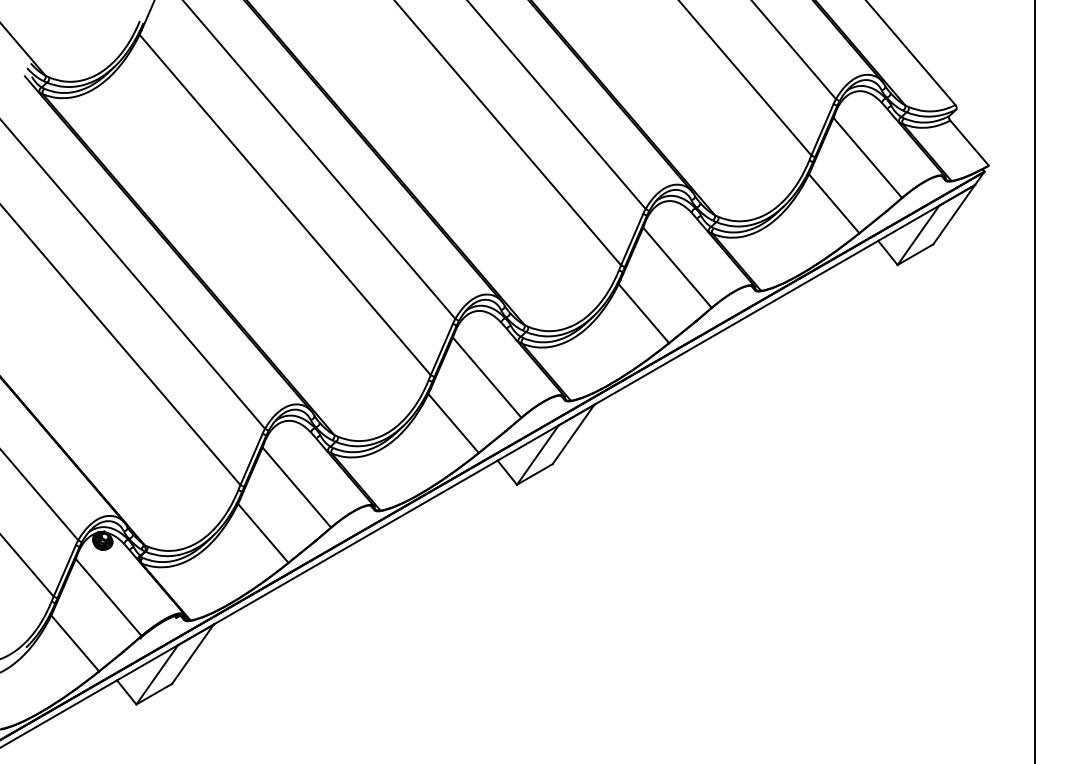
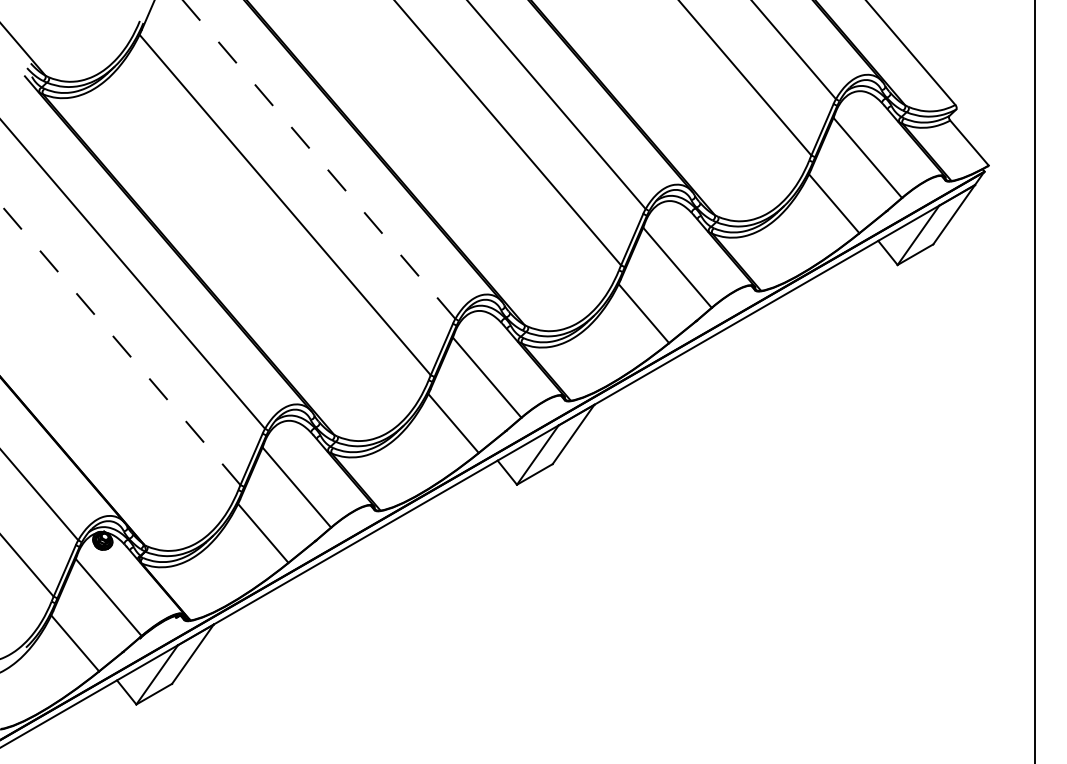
line: solid -> dashed (319, 159)
line: solid -> dashed (120, 344)
